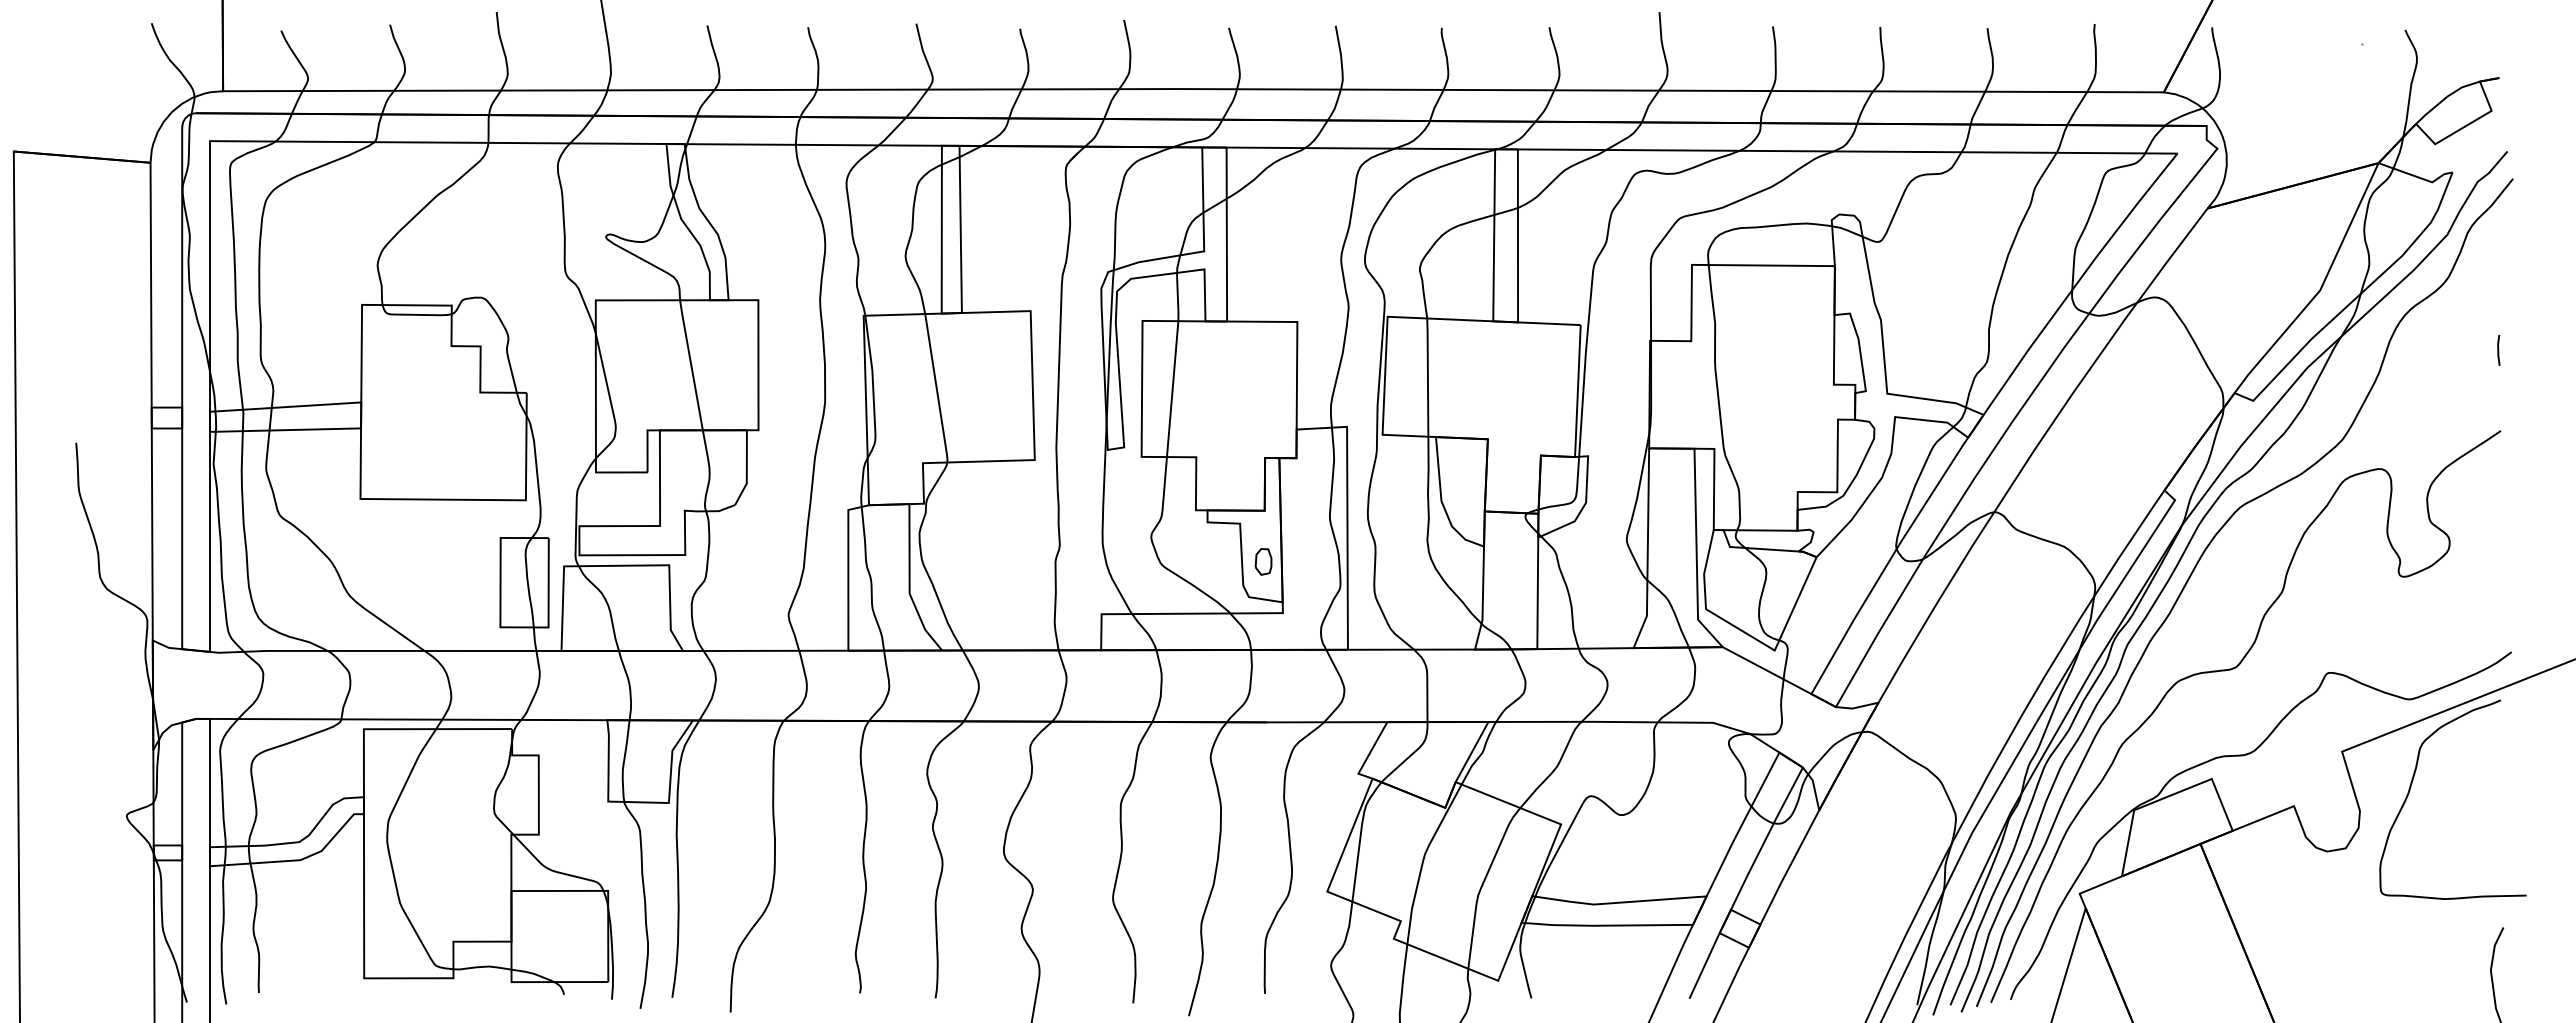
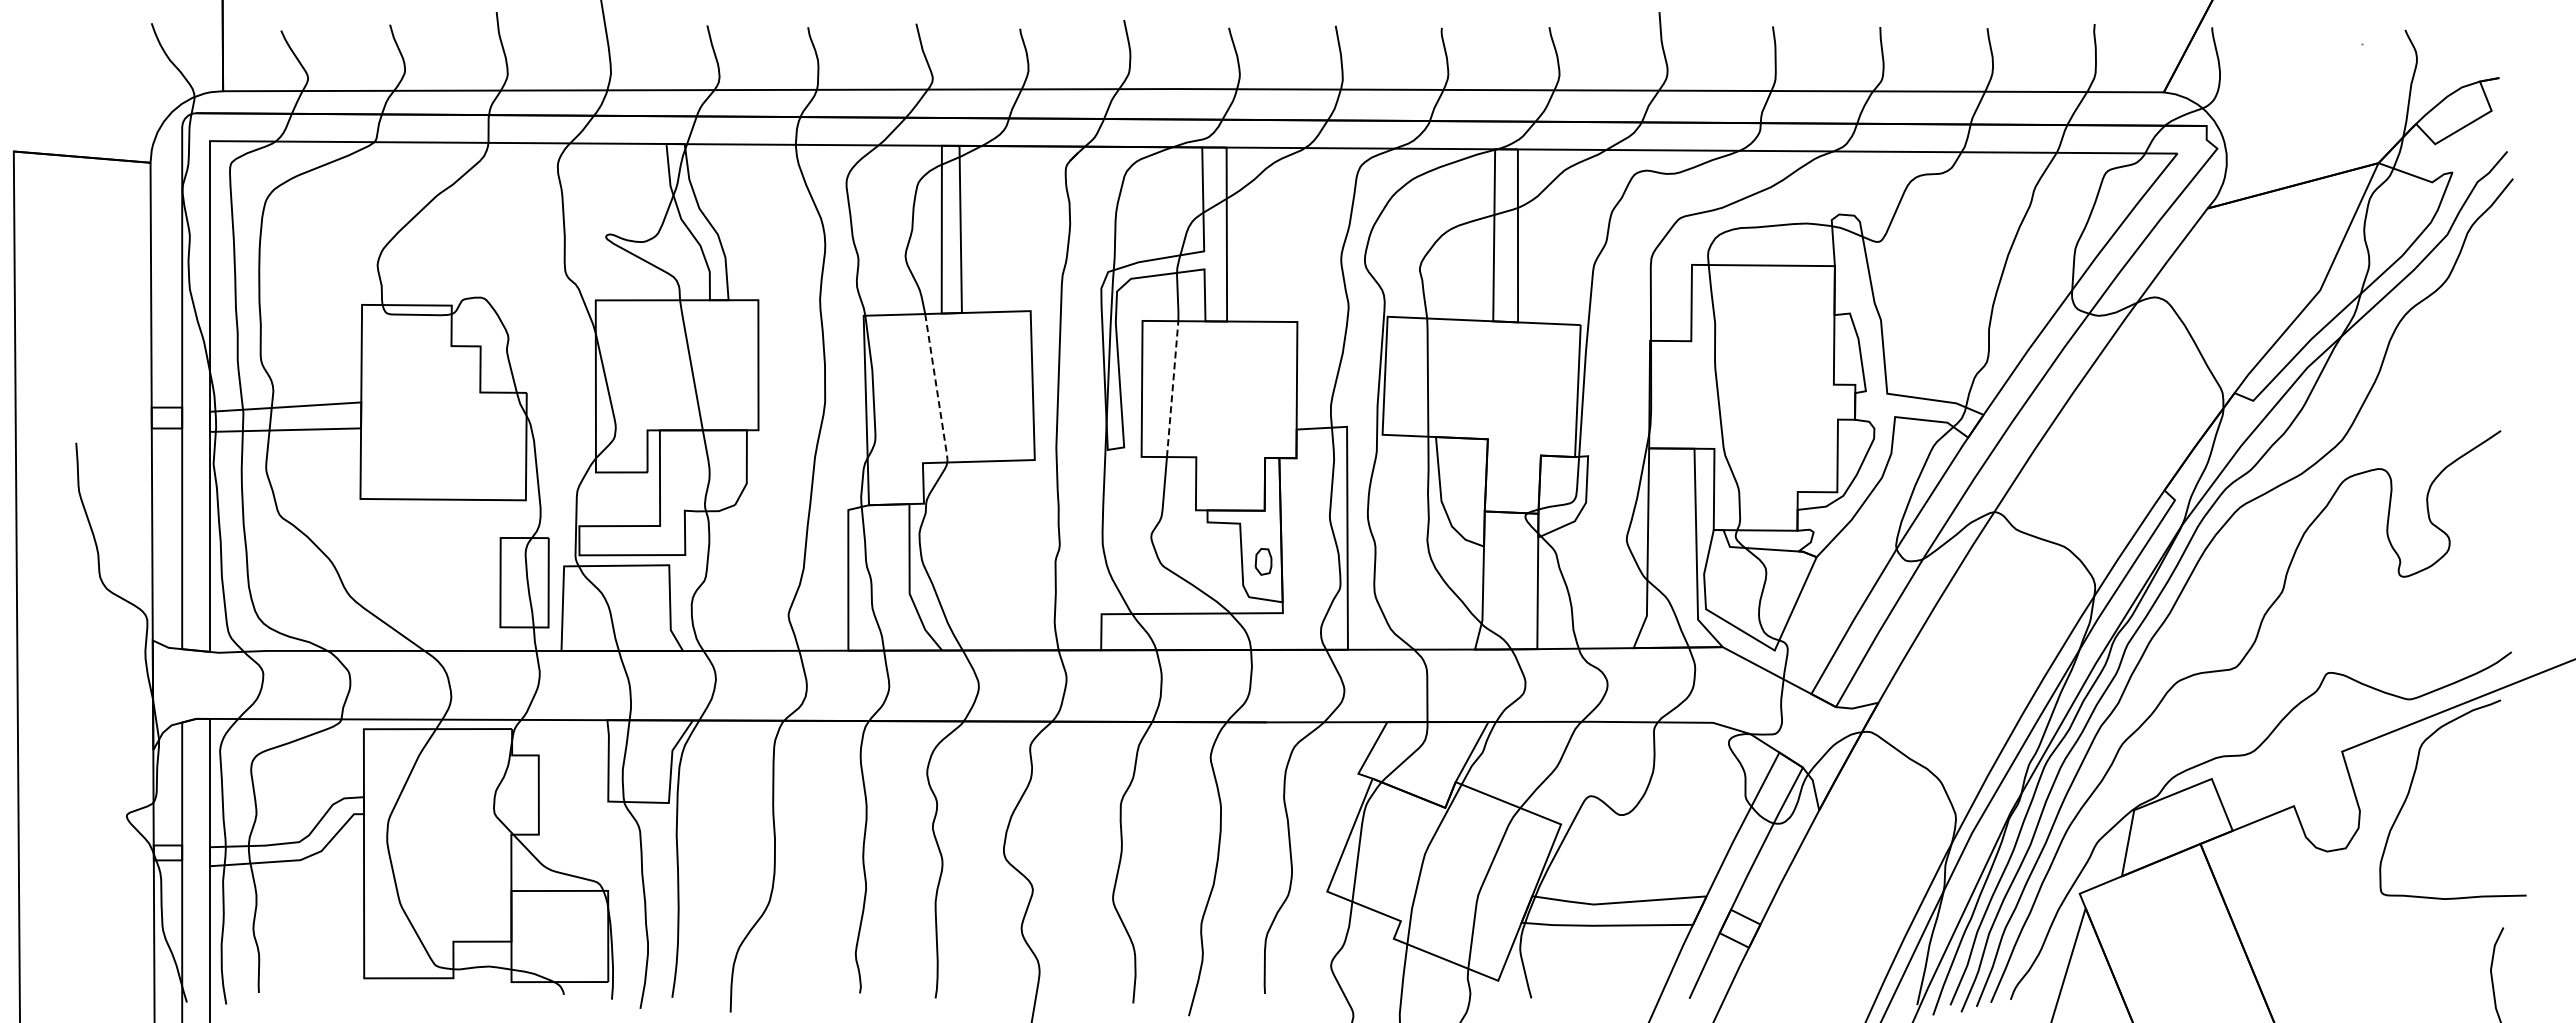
line: present -> none (2498, 350)
line: solid -> dashed (1172, 388)
line: solid -> dashed (936, 389)
